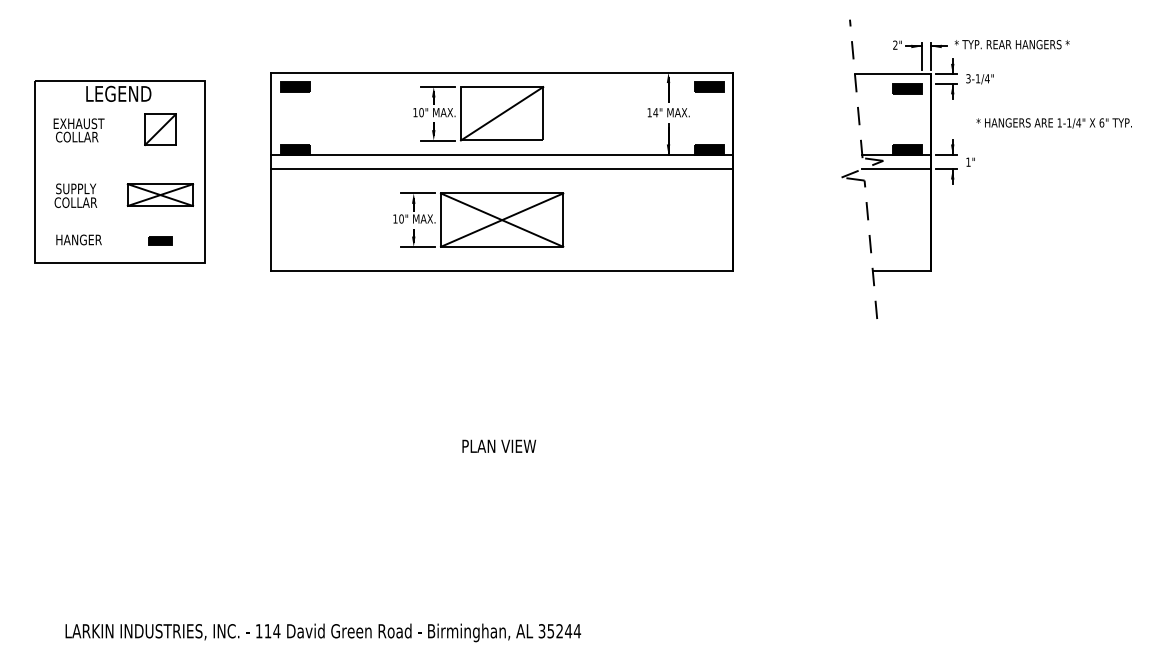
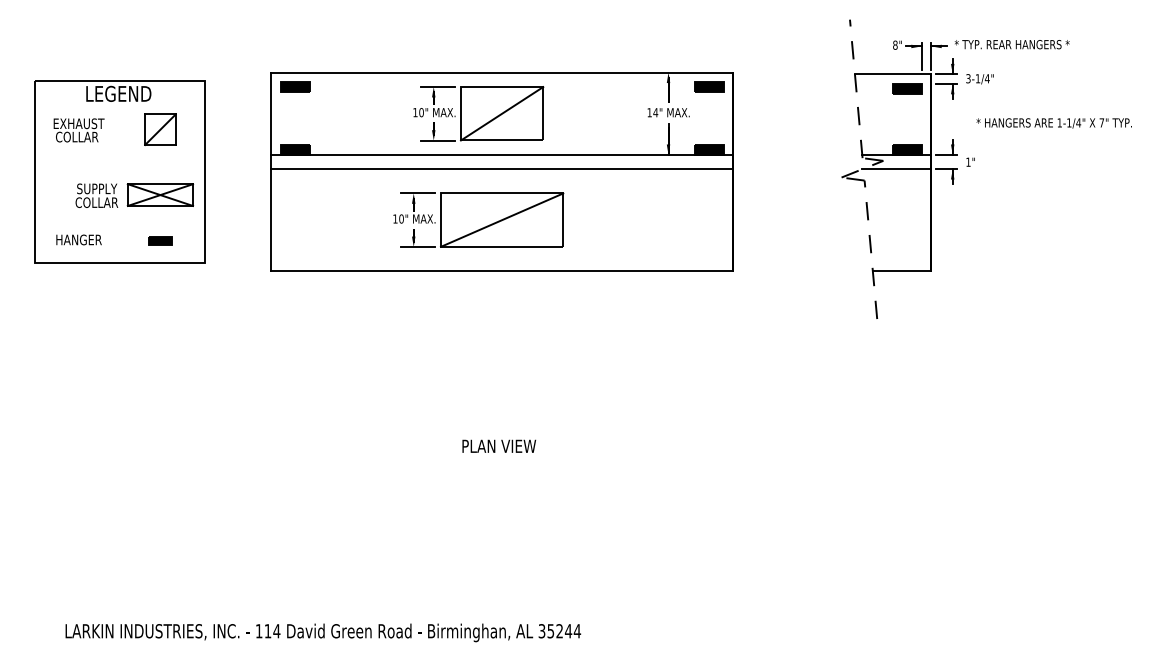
text: 2" -> 8" (895, 44)
text: 6" -> 7" (1101, 122)
text position: (75, 195) -> (96, 195) (96, 195)
line: present -> none (501, 219)
